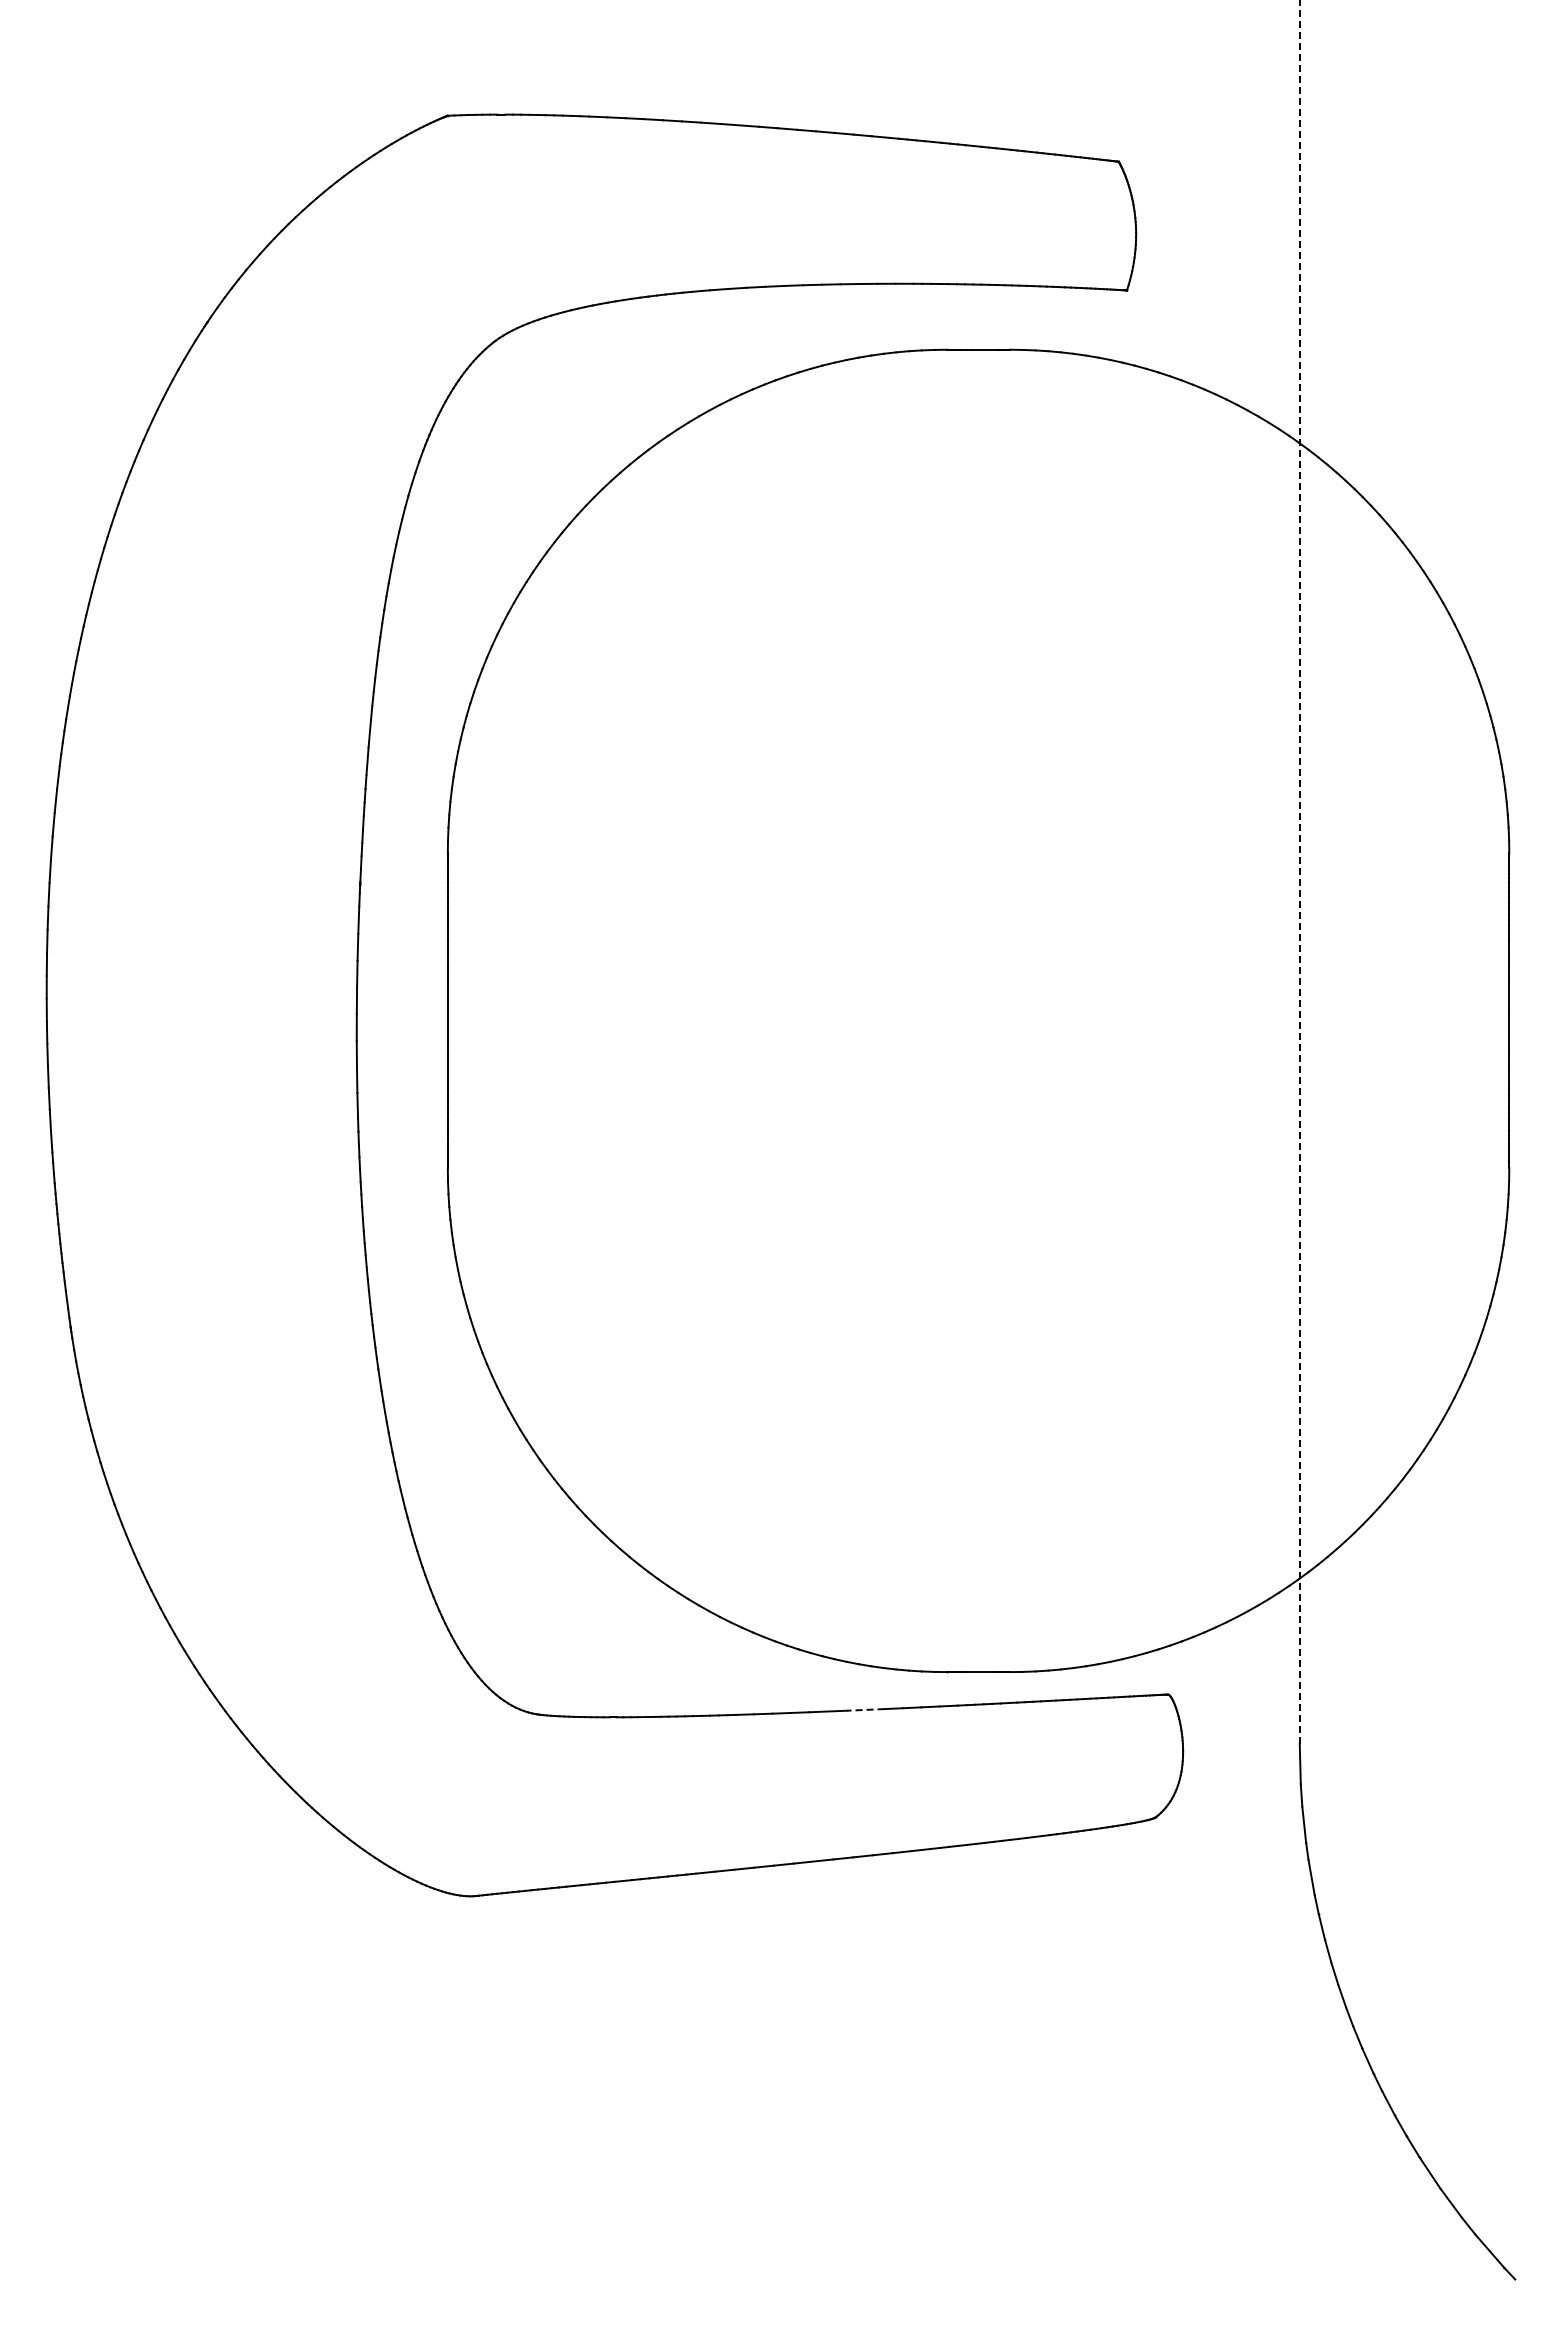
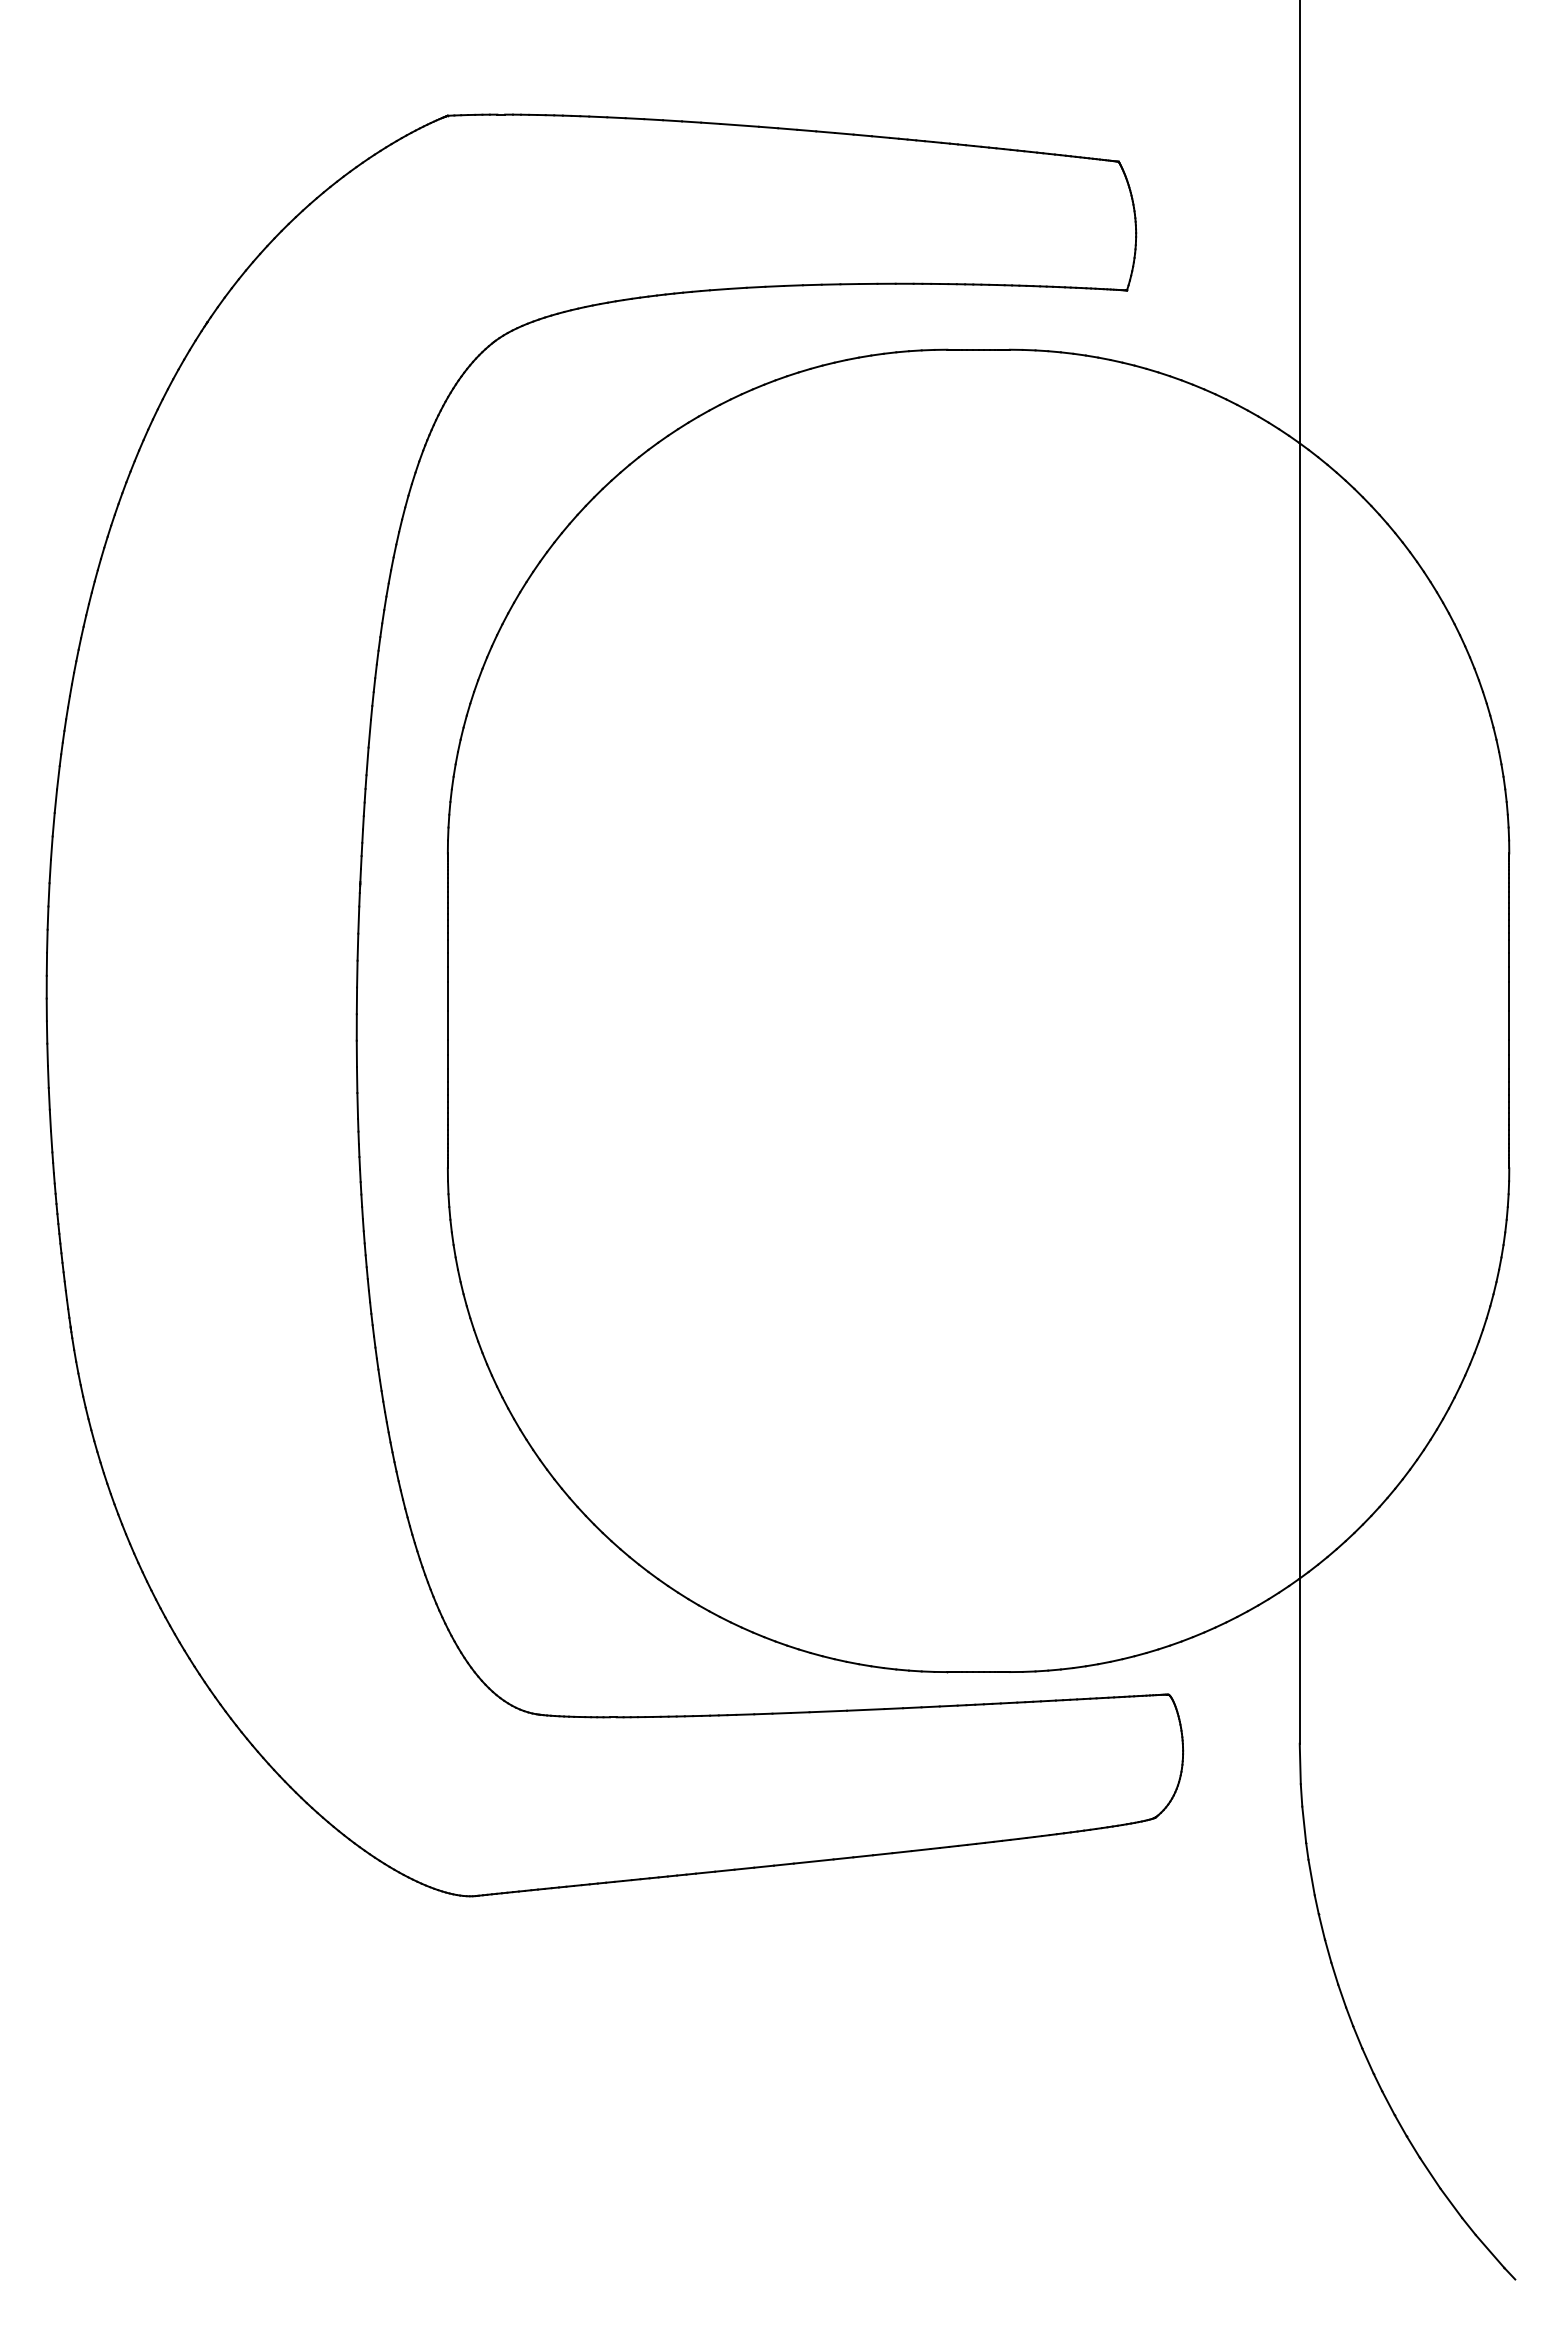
line: dashed -> solid (1299, 872)
line: dashed -> solid (865, 1709)
